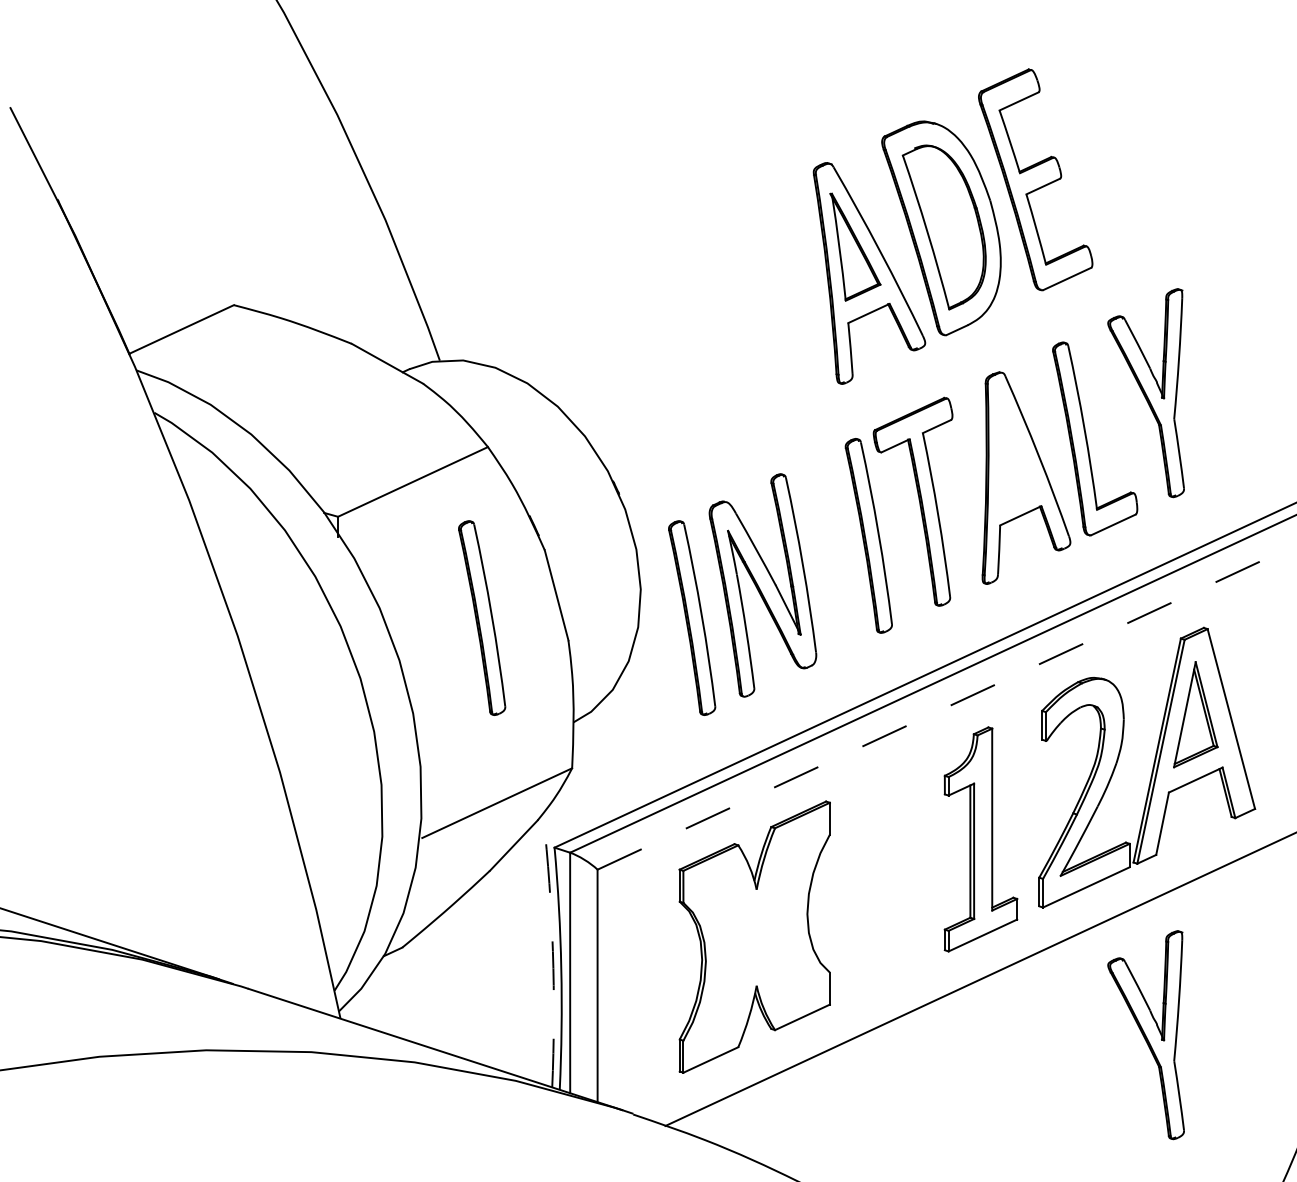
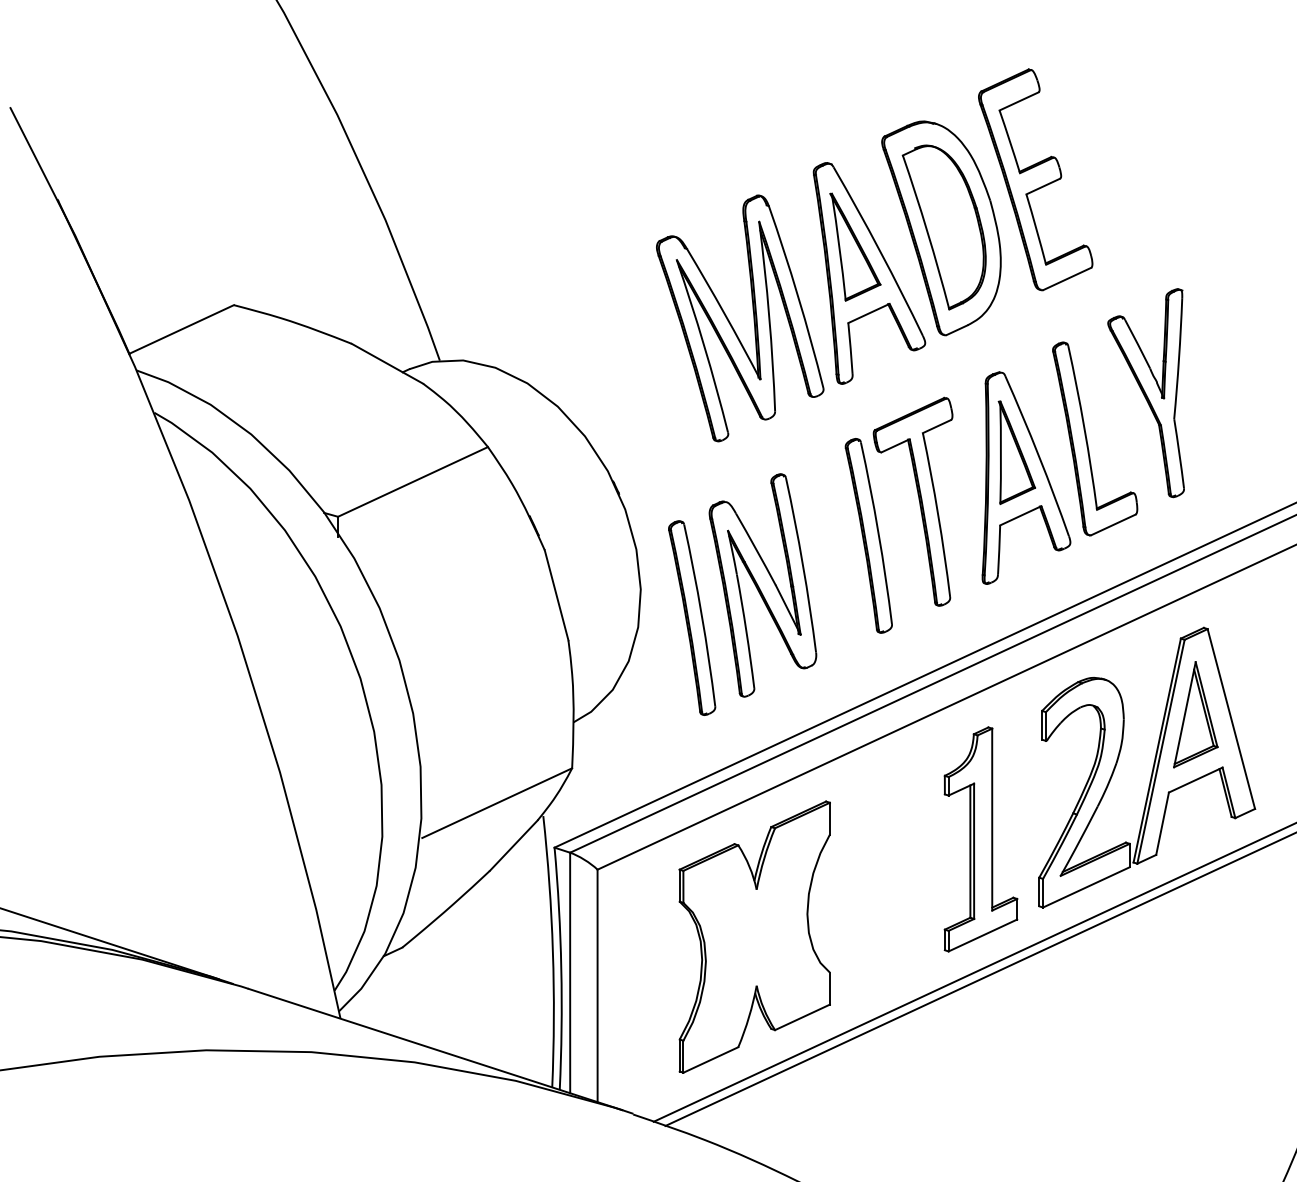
part: none -> present (731, 323)
part: none -> present (1016, 452)
part: present -> none (482, 617)
line: dashed -> solid (947, 707)
arc: dashed -> solid (552, 951)
line: none -> present (973, 972)
part: present -> none (1145, 1035)
